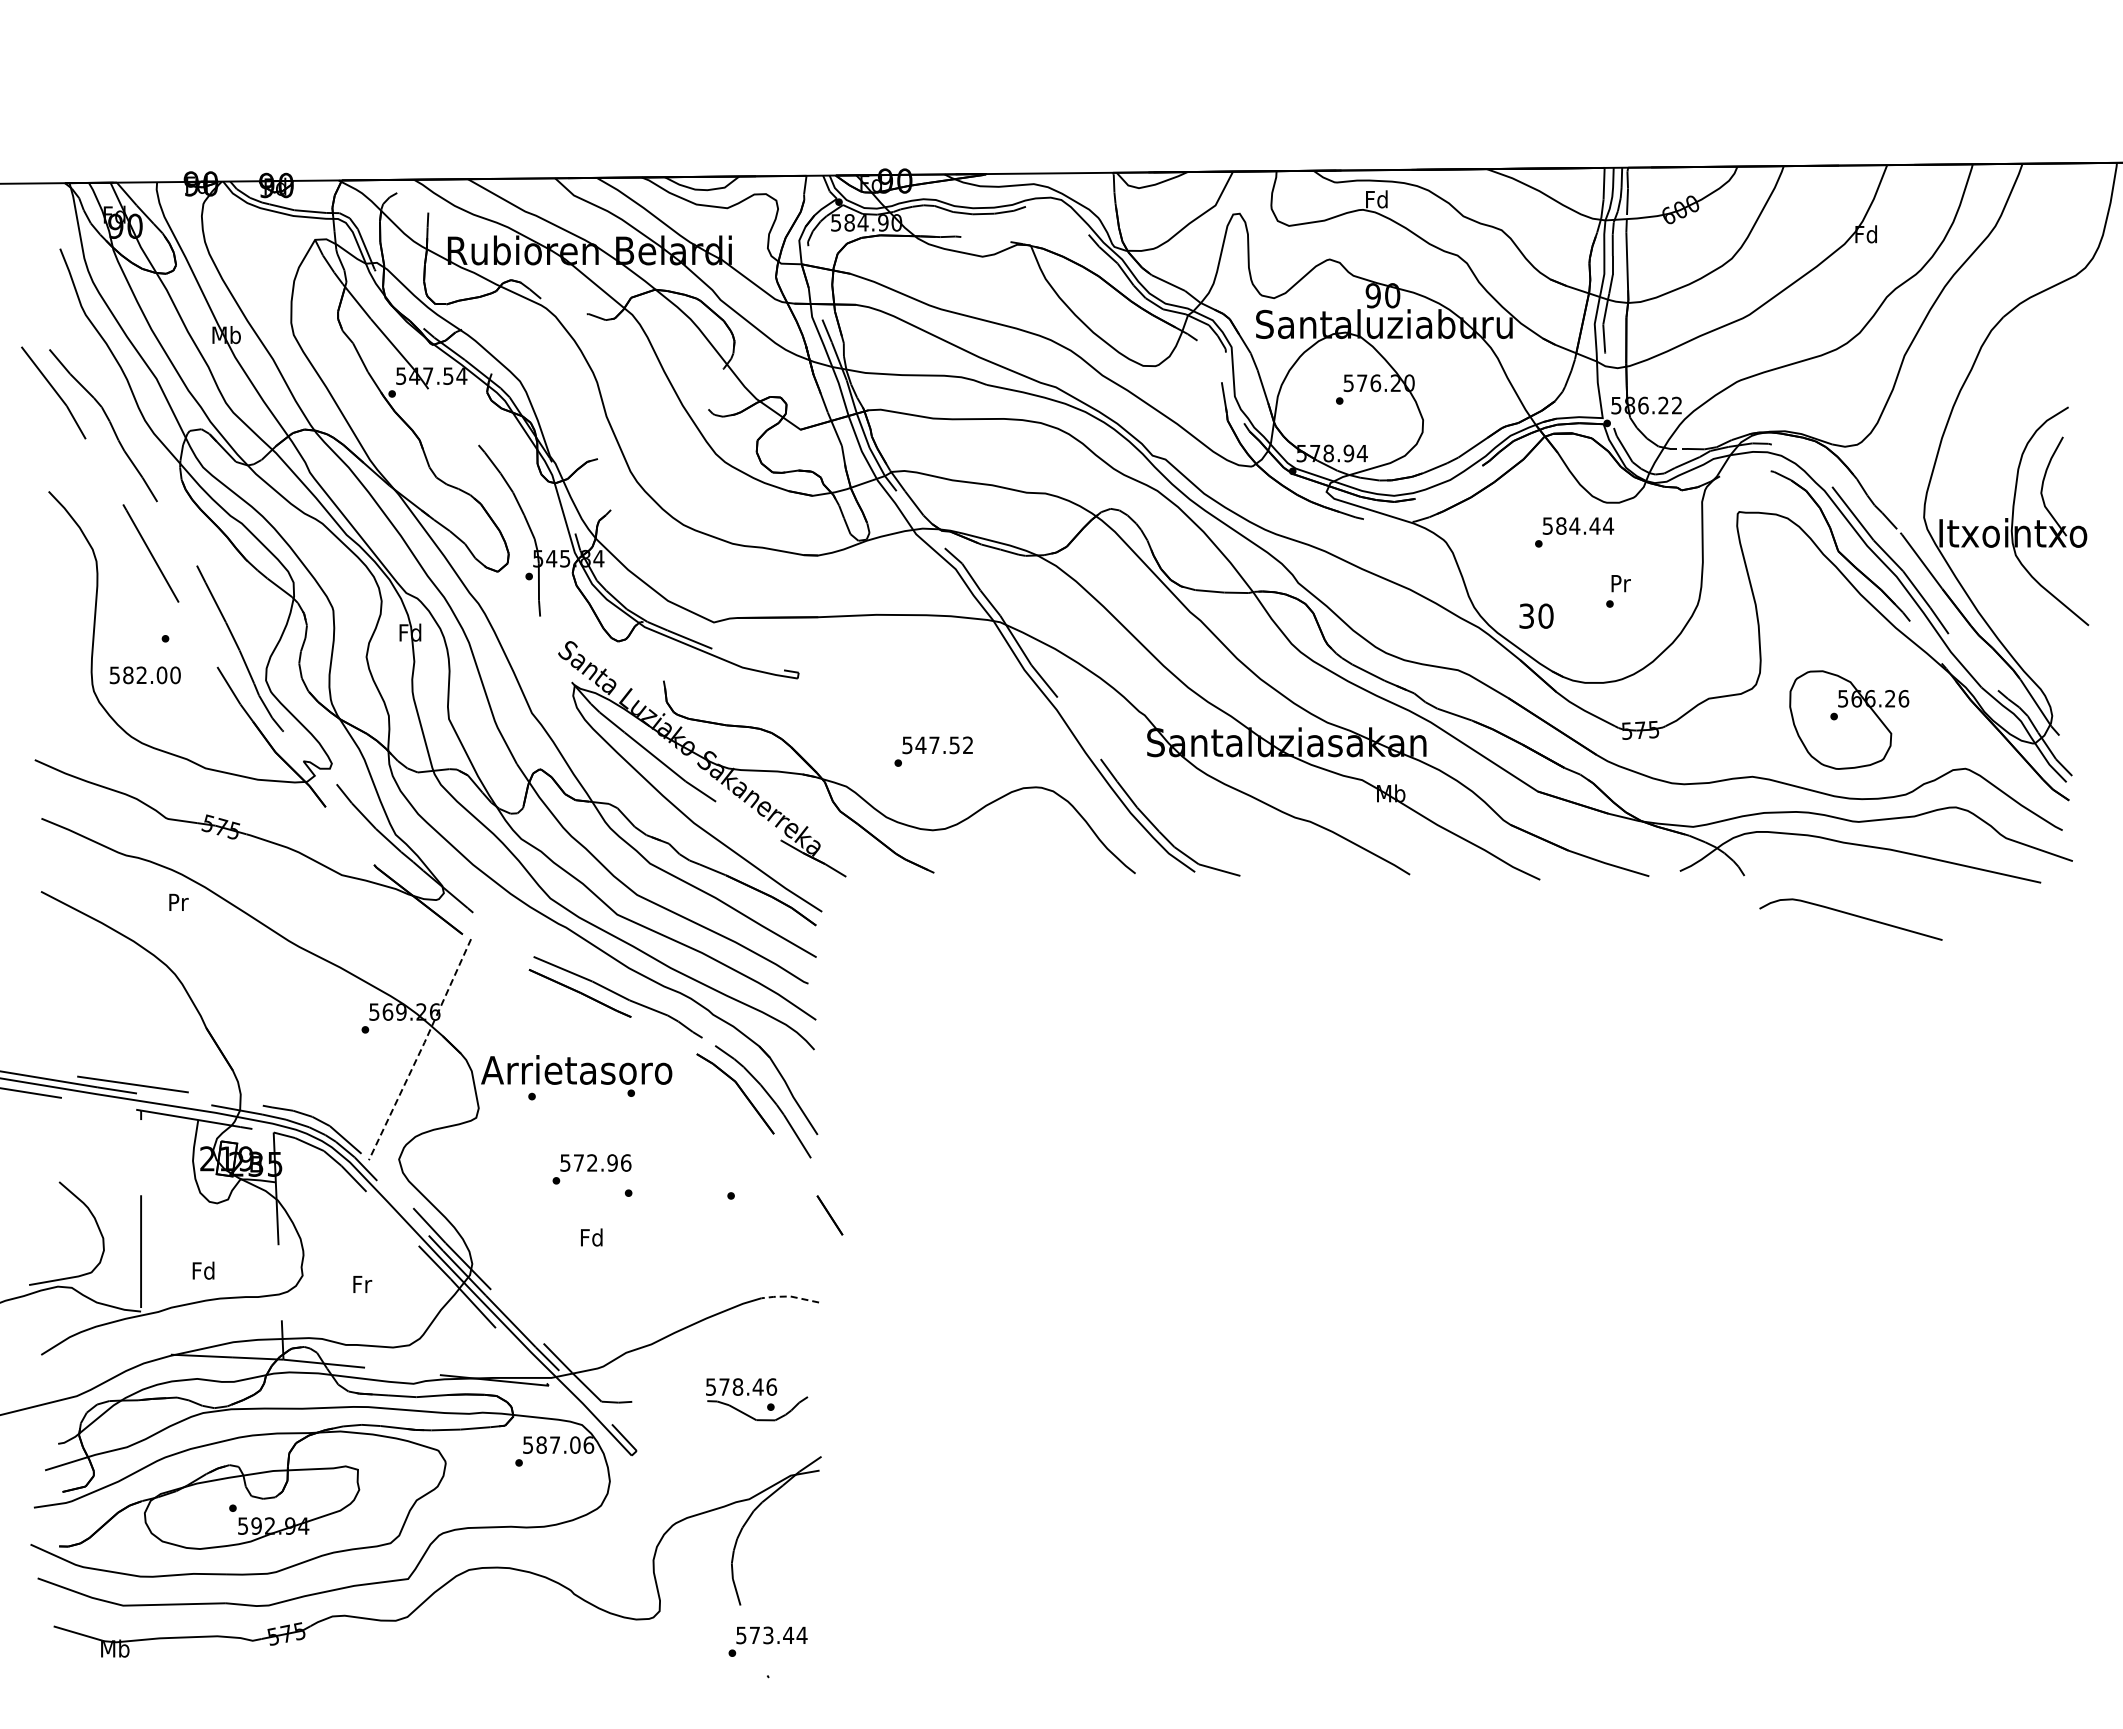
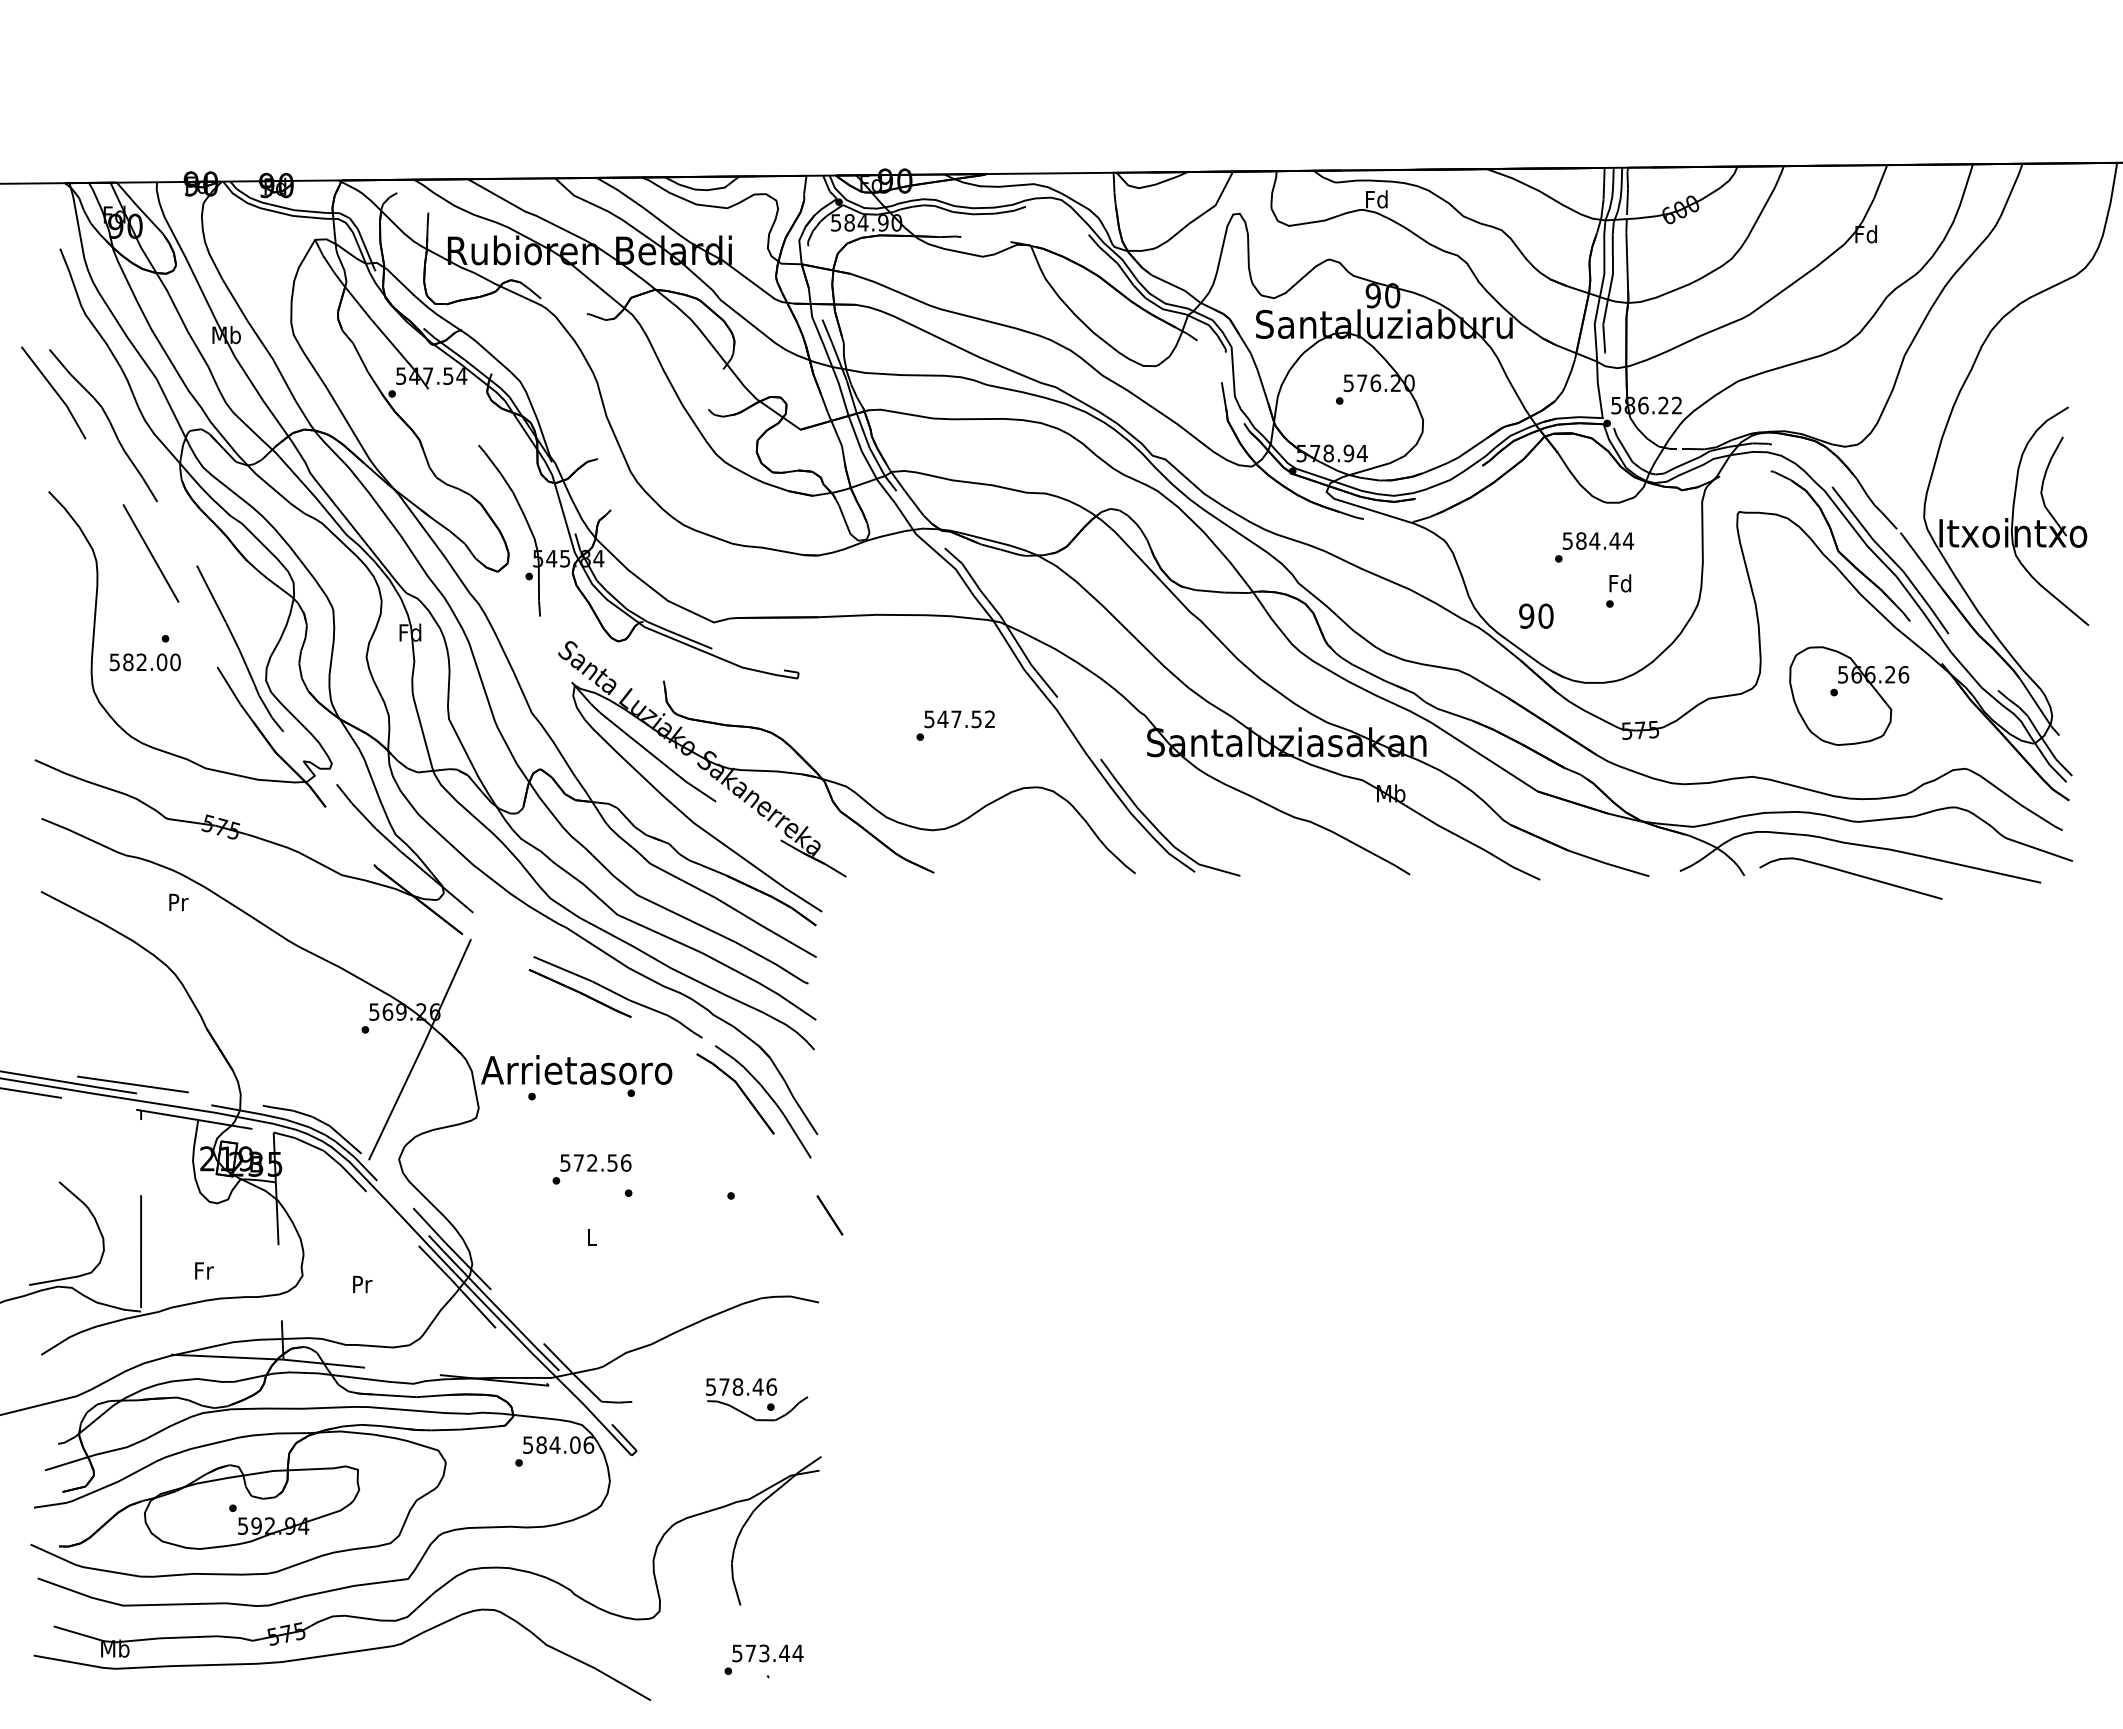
text position: (1574, 532) -> (1594, 547) (1594, 547)
text: Pr -> Fd (1620, 583)
text: 30 -> 90 (1526, 615)
text position: (144, 675) -> (144, 662) (144, 662)
part position: (1849, 719) -> (1849, 695) (1849, 695)
text position: (933, 751) -> (955, 725) (955, 725)
curve position: (1850, 915) -> (1850, 874) (1850, 874)
line: dashed -> solid (421, 1049)
text: 572.96 -> 572.56 (612, 1162)
text: Fd -> L (591, 1237)
text: Fd -> Fr (203, 1270)
text: Fr -> Pr (362, 1283)
line: dashed -> solid (790, 1296)
text: 587.06 -> 584.06 (554, 1444)
text position: (767, 1641) -> (763, 1659) (763, 1659)
curve: none -> present (342, 1654)
